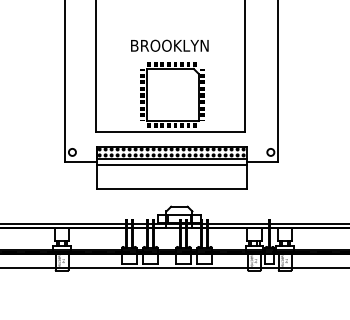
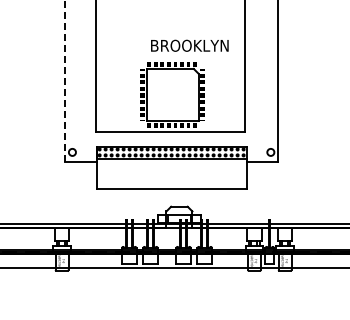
text position: (169, 45) -> (189, 45) (189, 45)
line: solid -> dashed (65, 81)
line: present -> none (171, 164)
